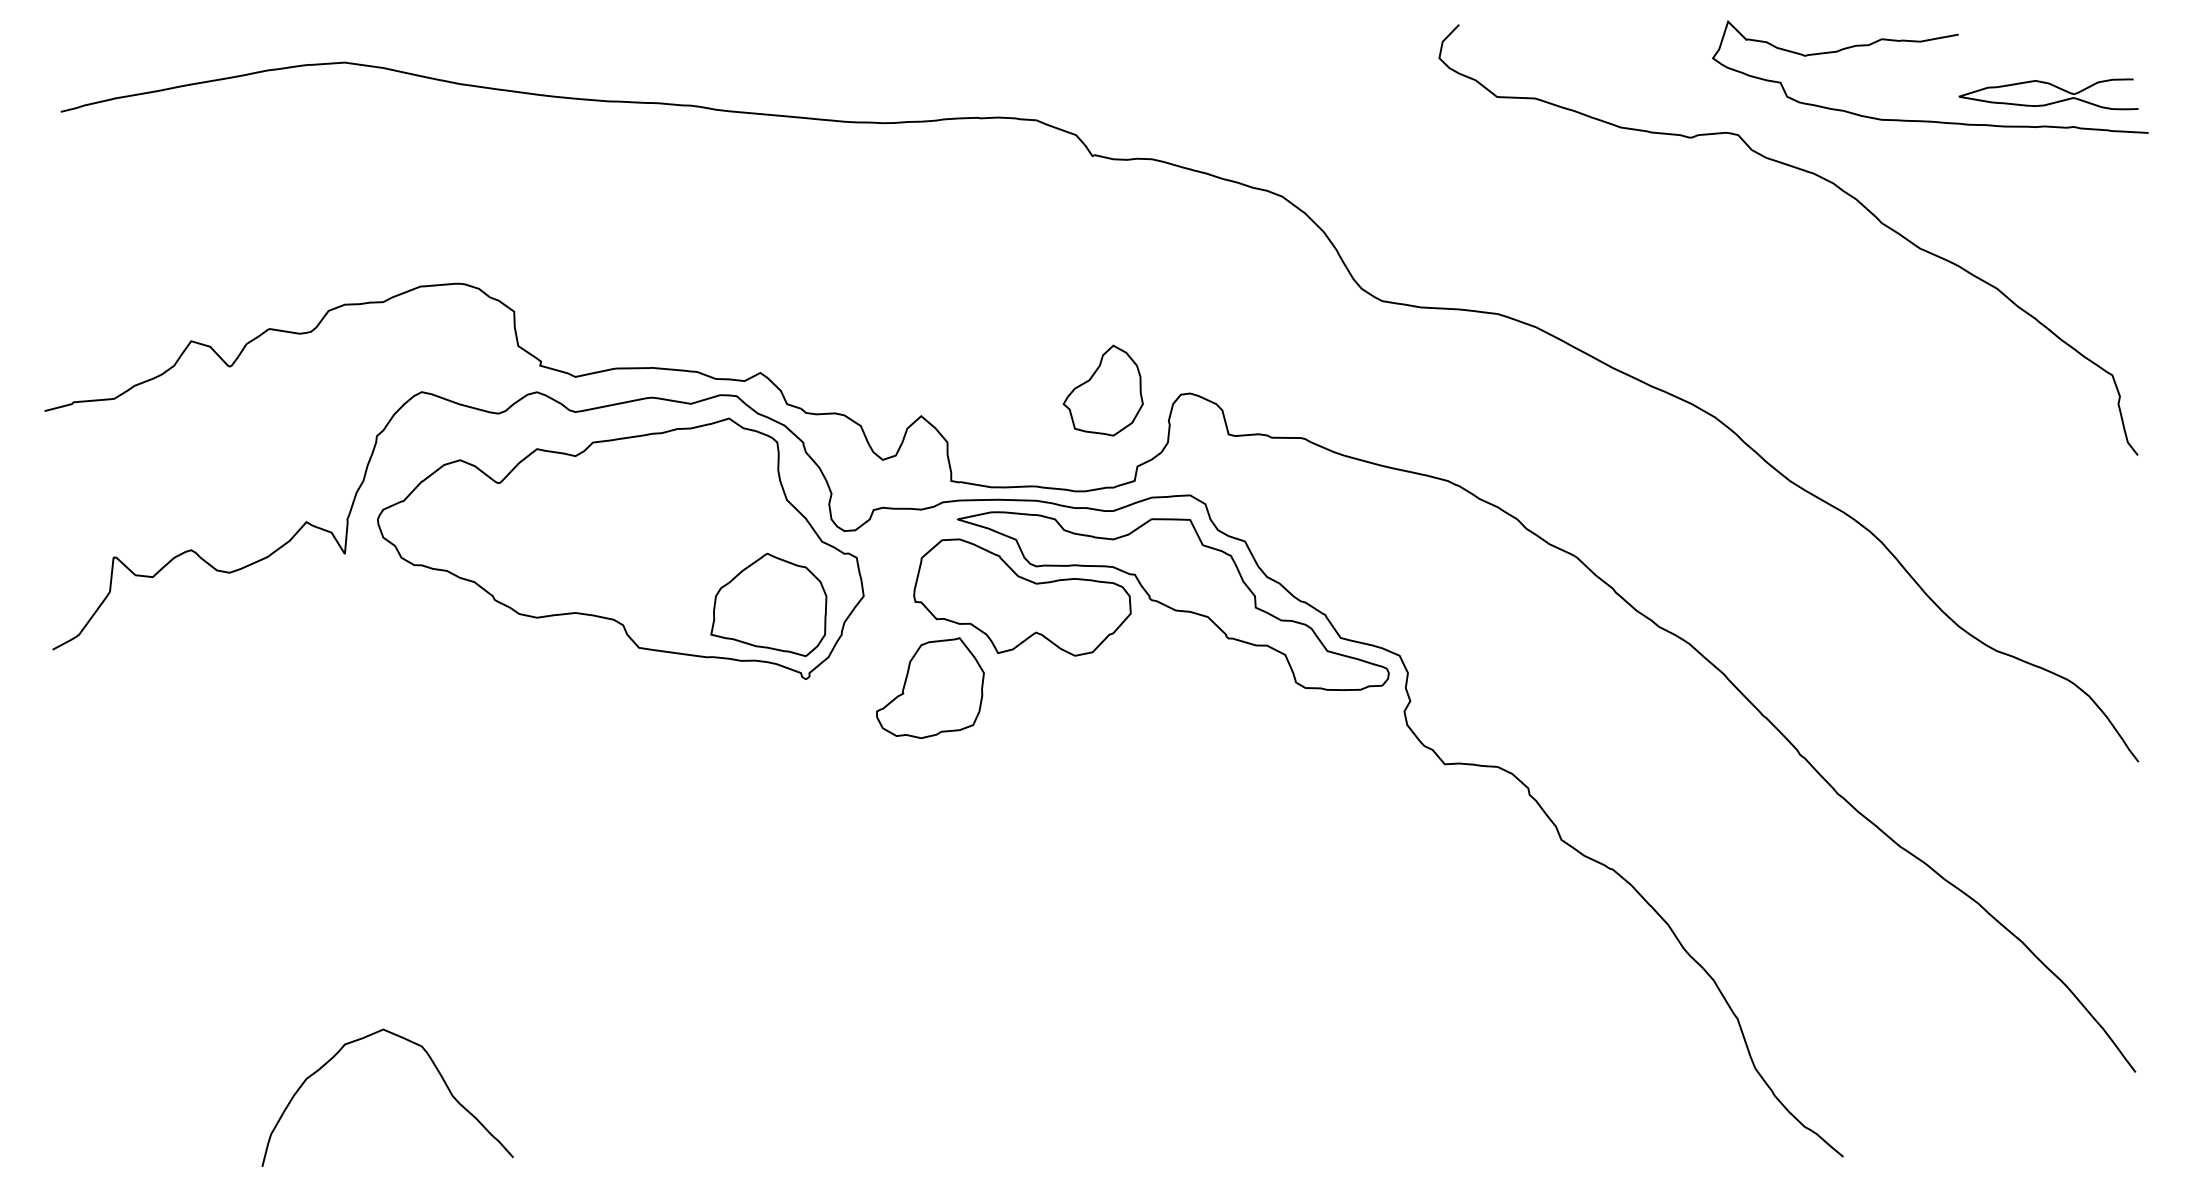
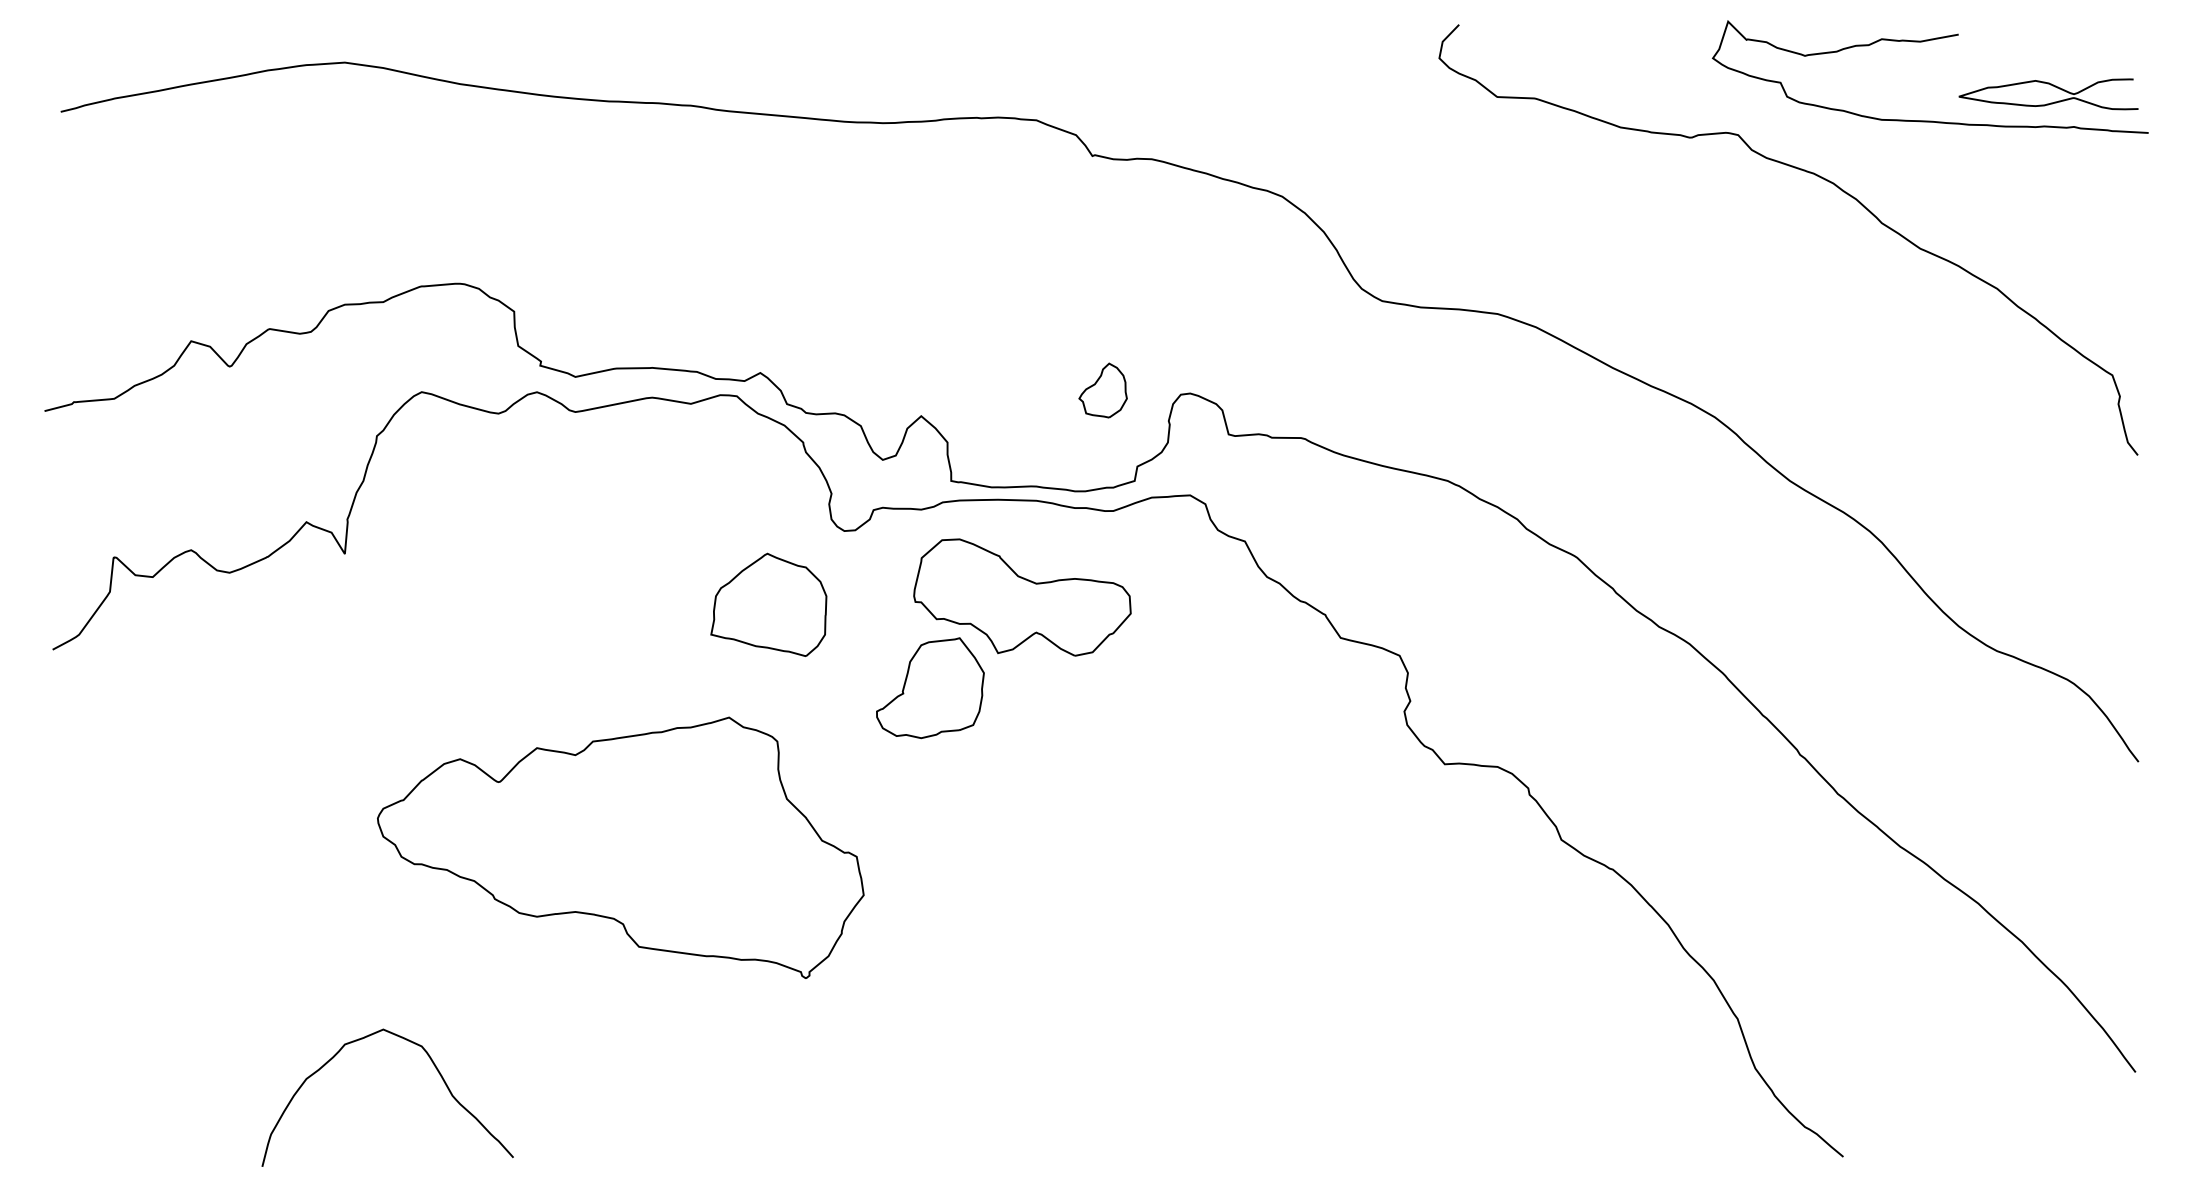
part size: 82x93 px -> 50x57 px (1102, 390)
part position: (620, 548) -> (620, 847) (620, 847)
part: present -> none (1172, 600)
